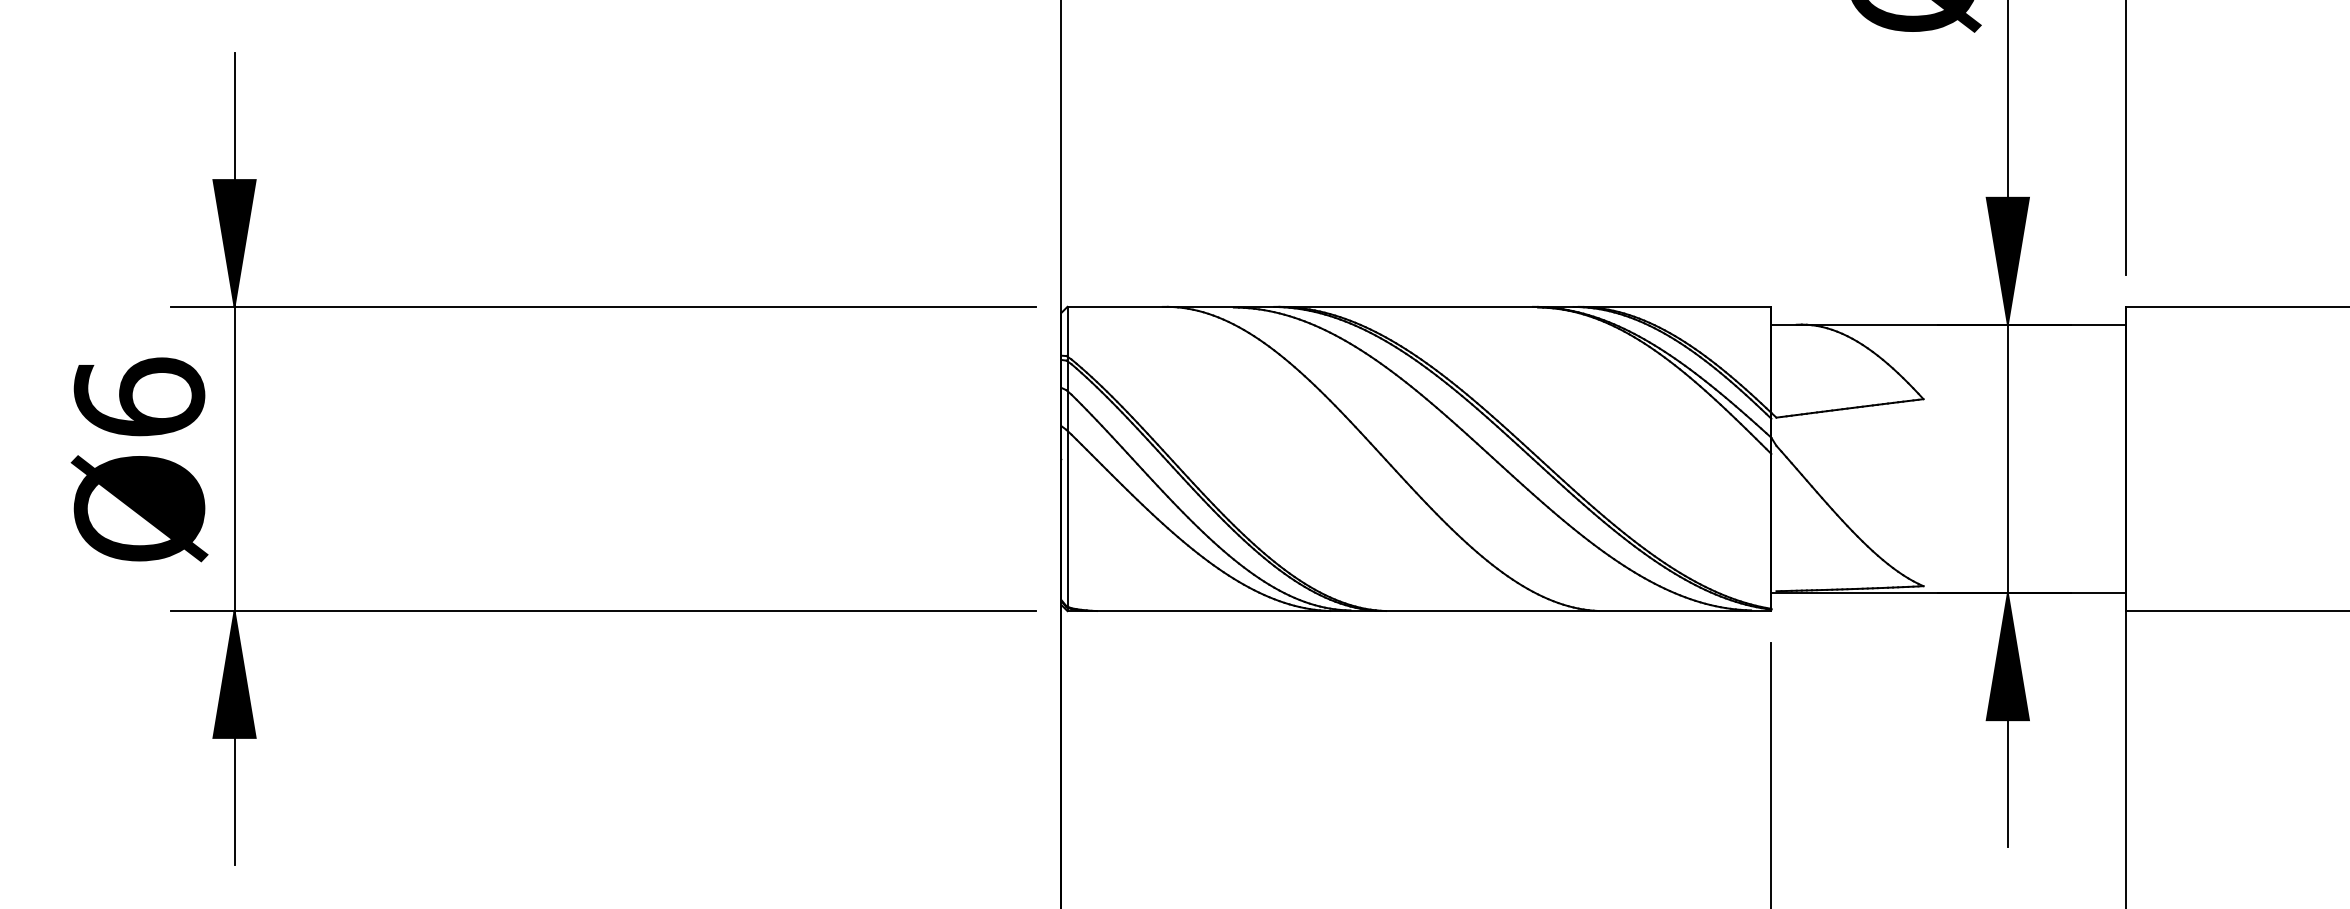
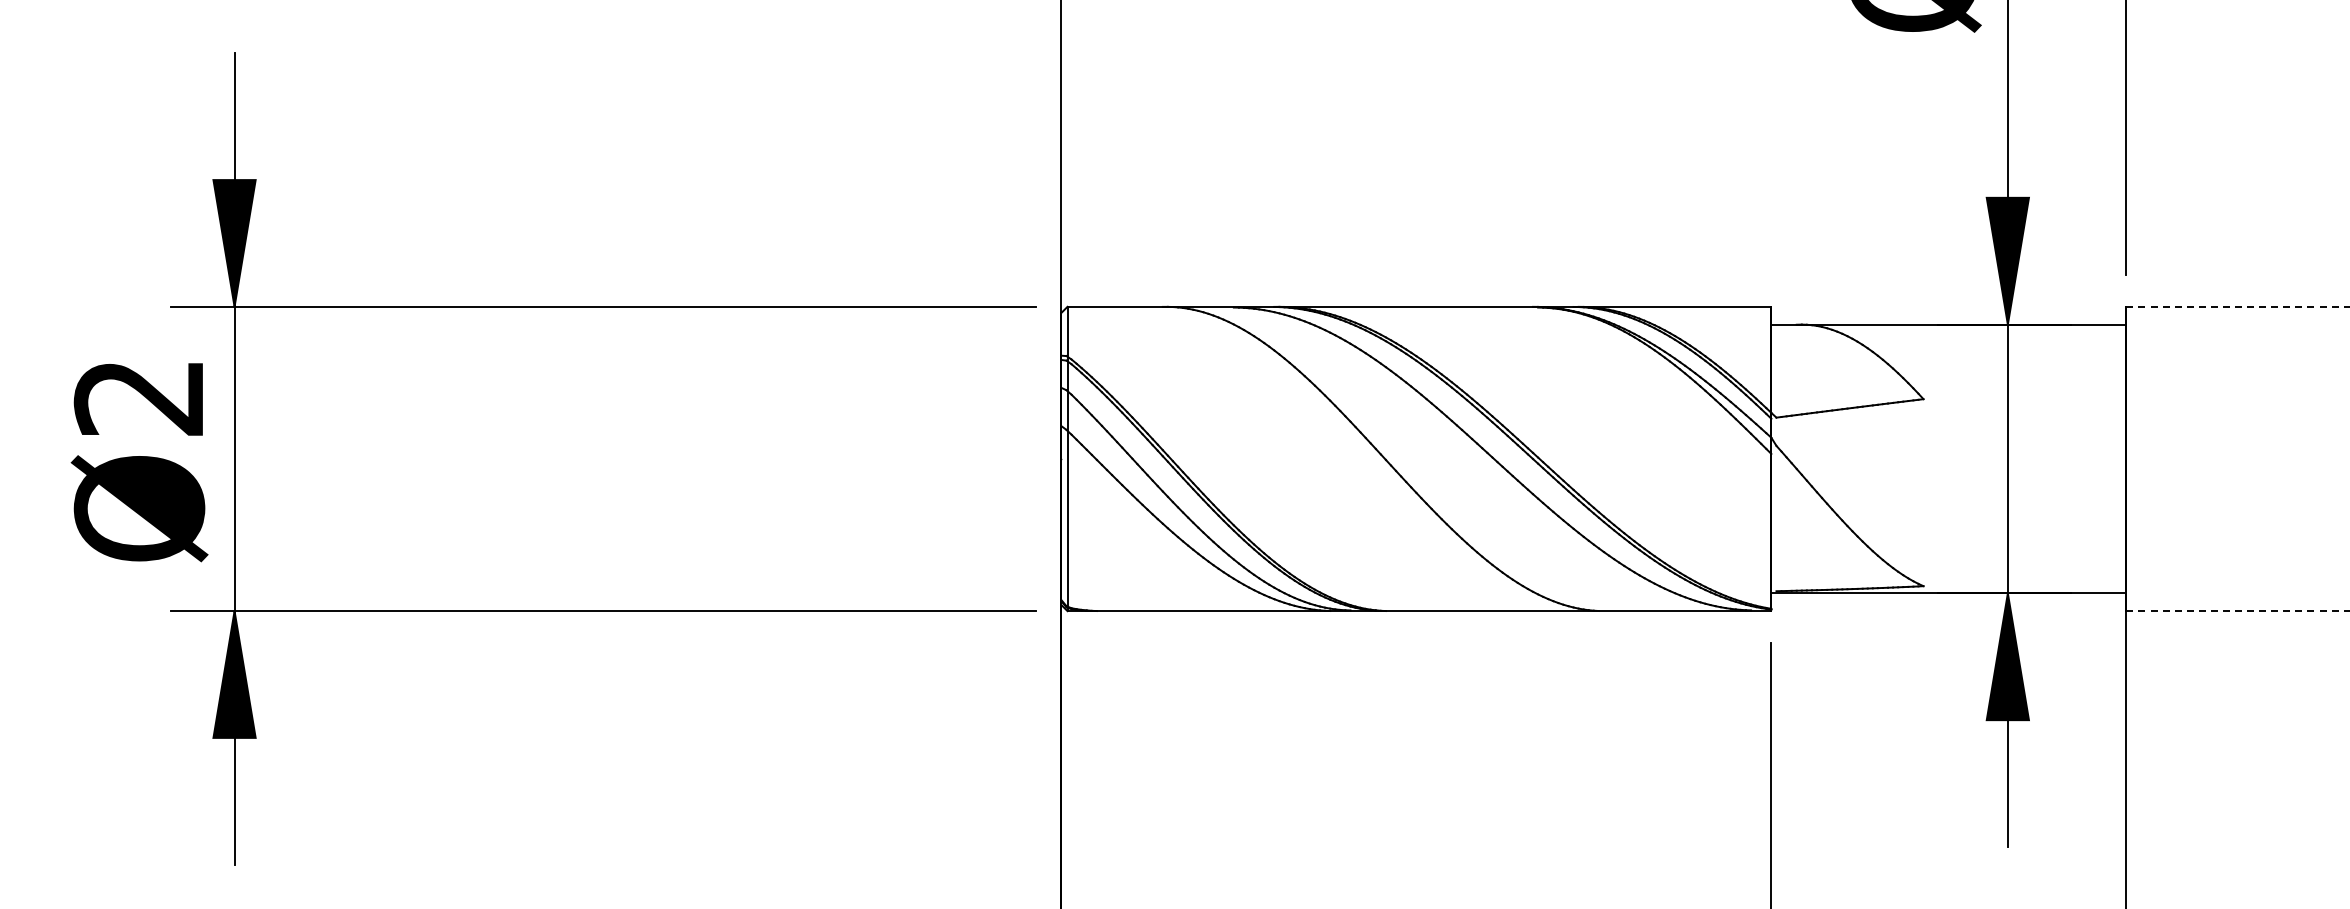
line: solid -> dashed (2238, 306)
text: Ø6 -> Ø2 (139, 396)
line: solid -> dashed (2238, 611)
